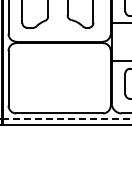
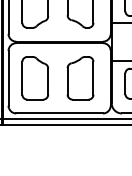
part: none -> present (35, 78)
part: none -> present (80, 78)
line: dashed -> solid (66, 119)
